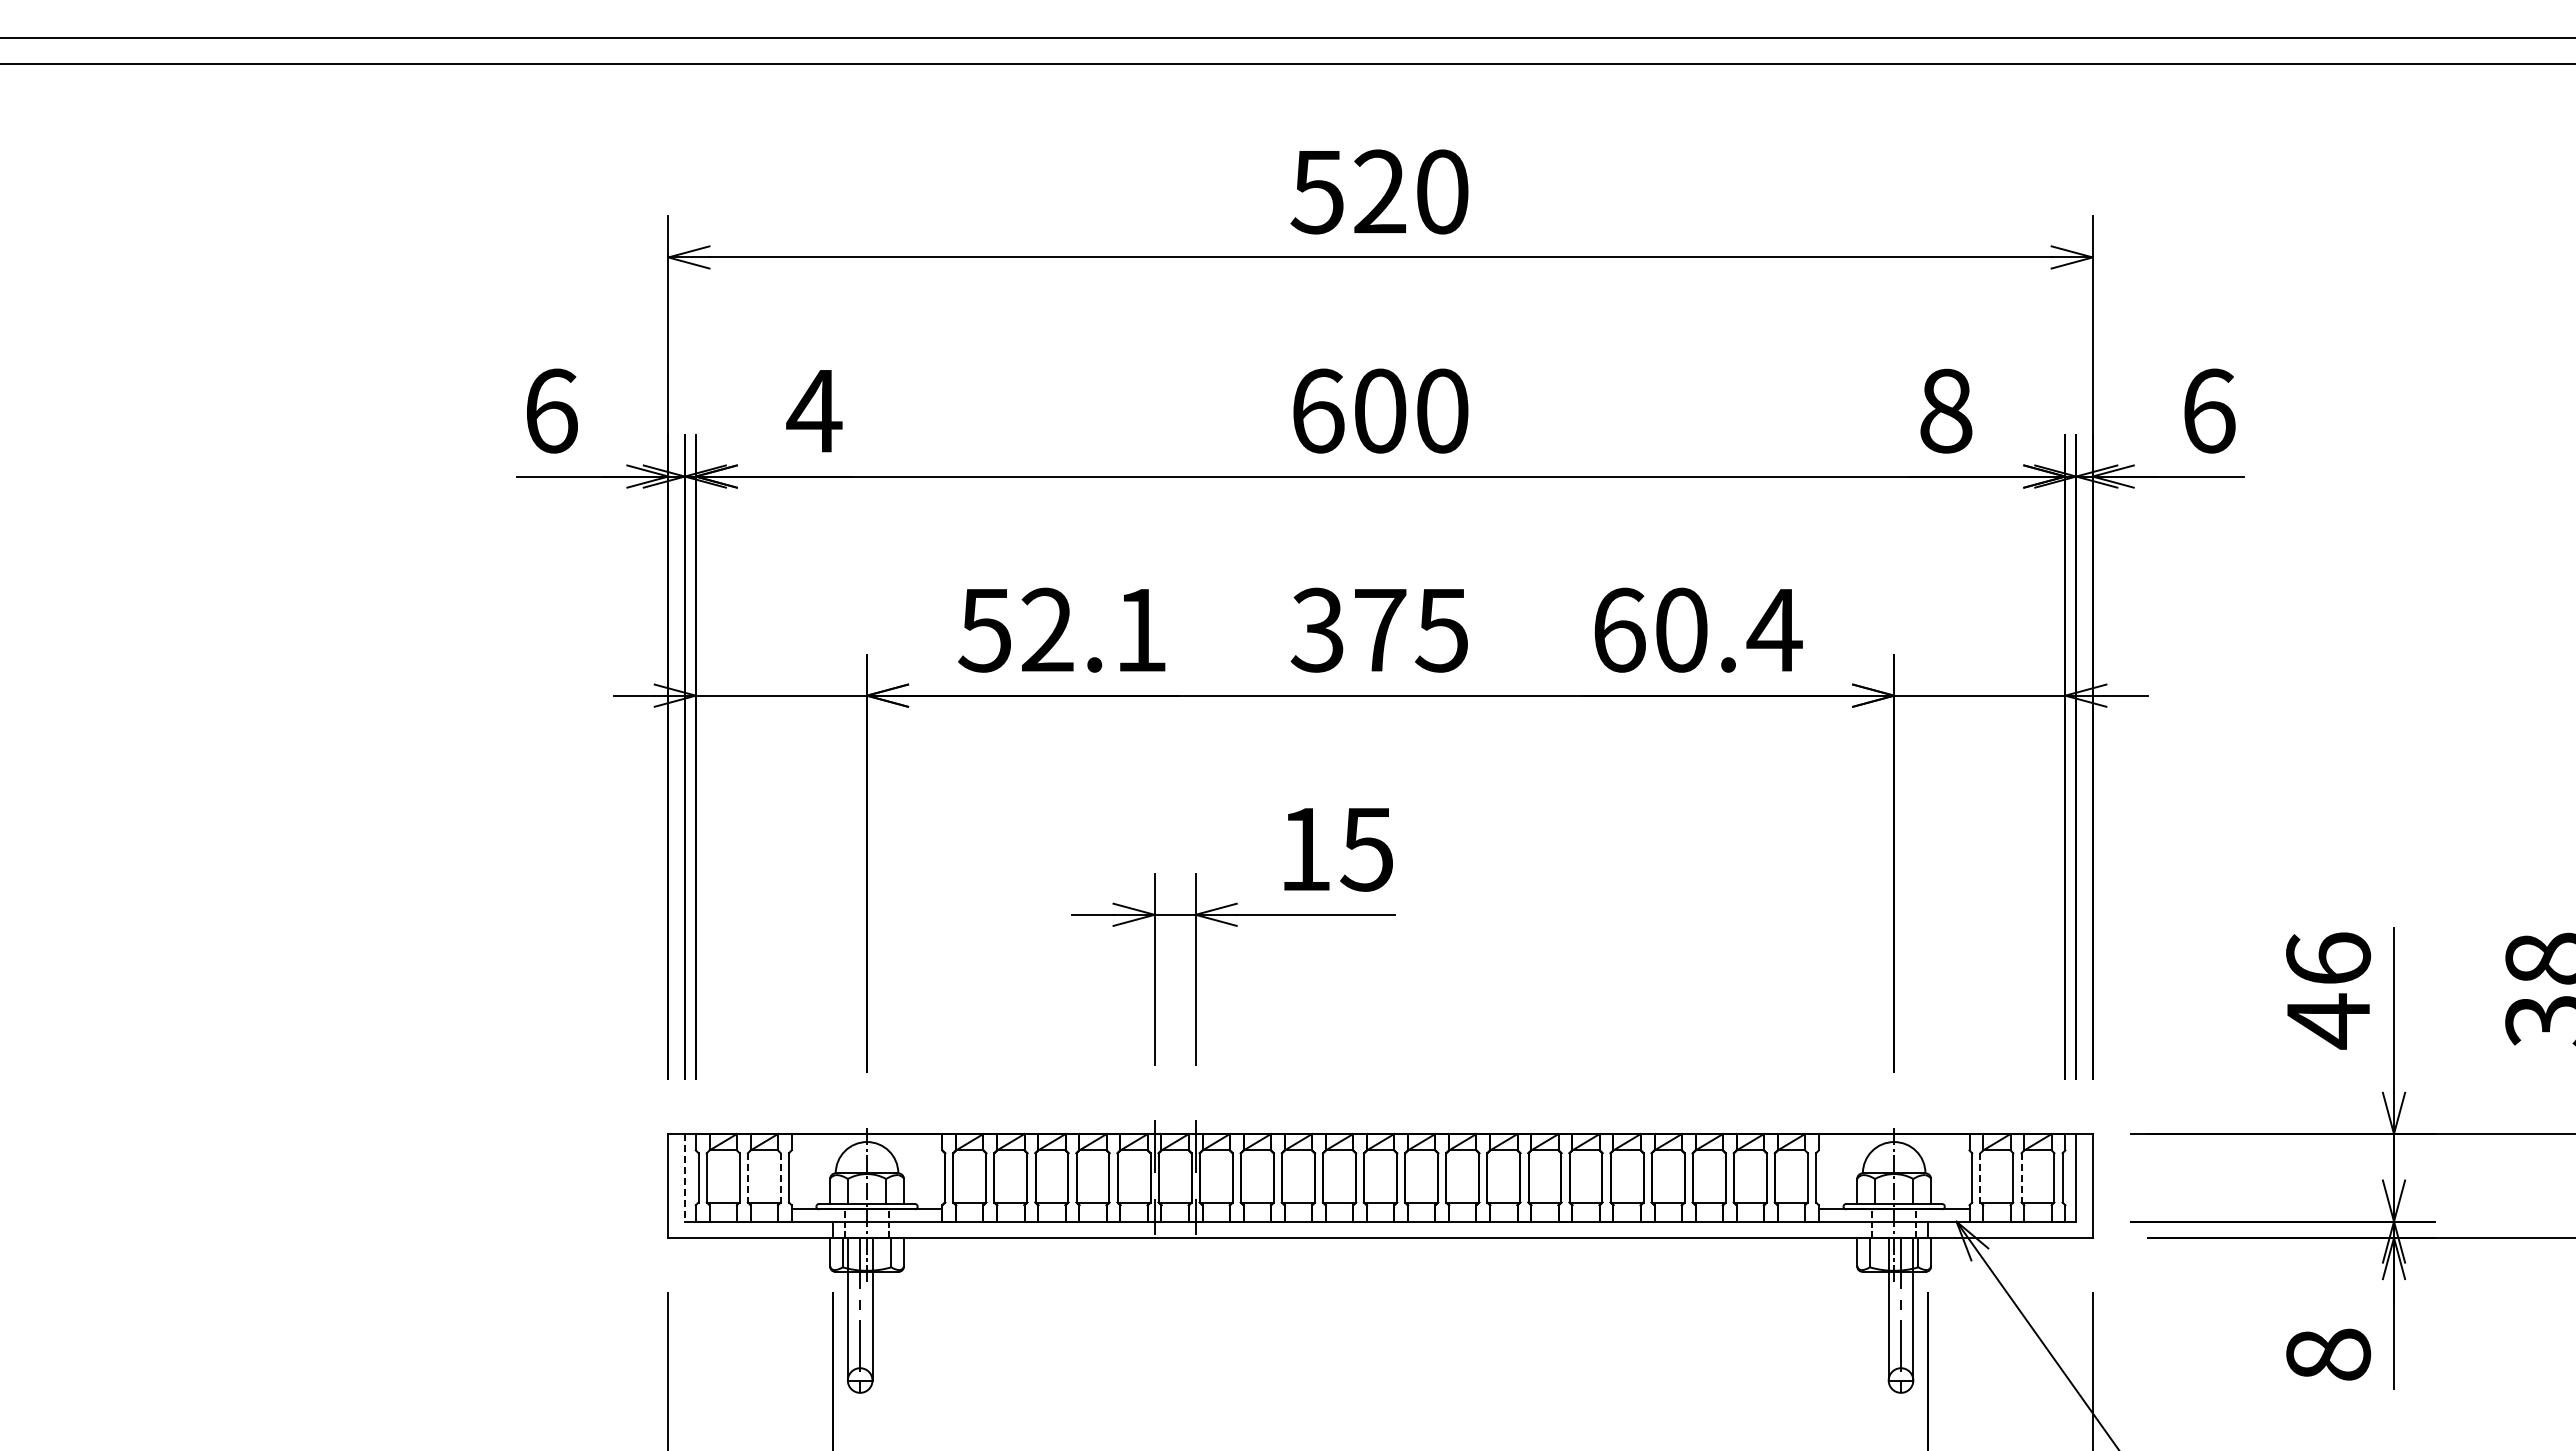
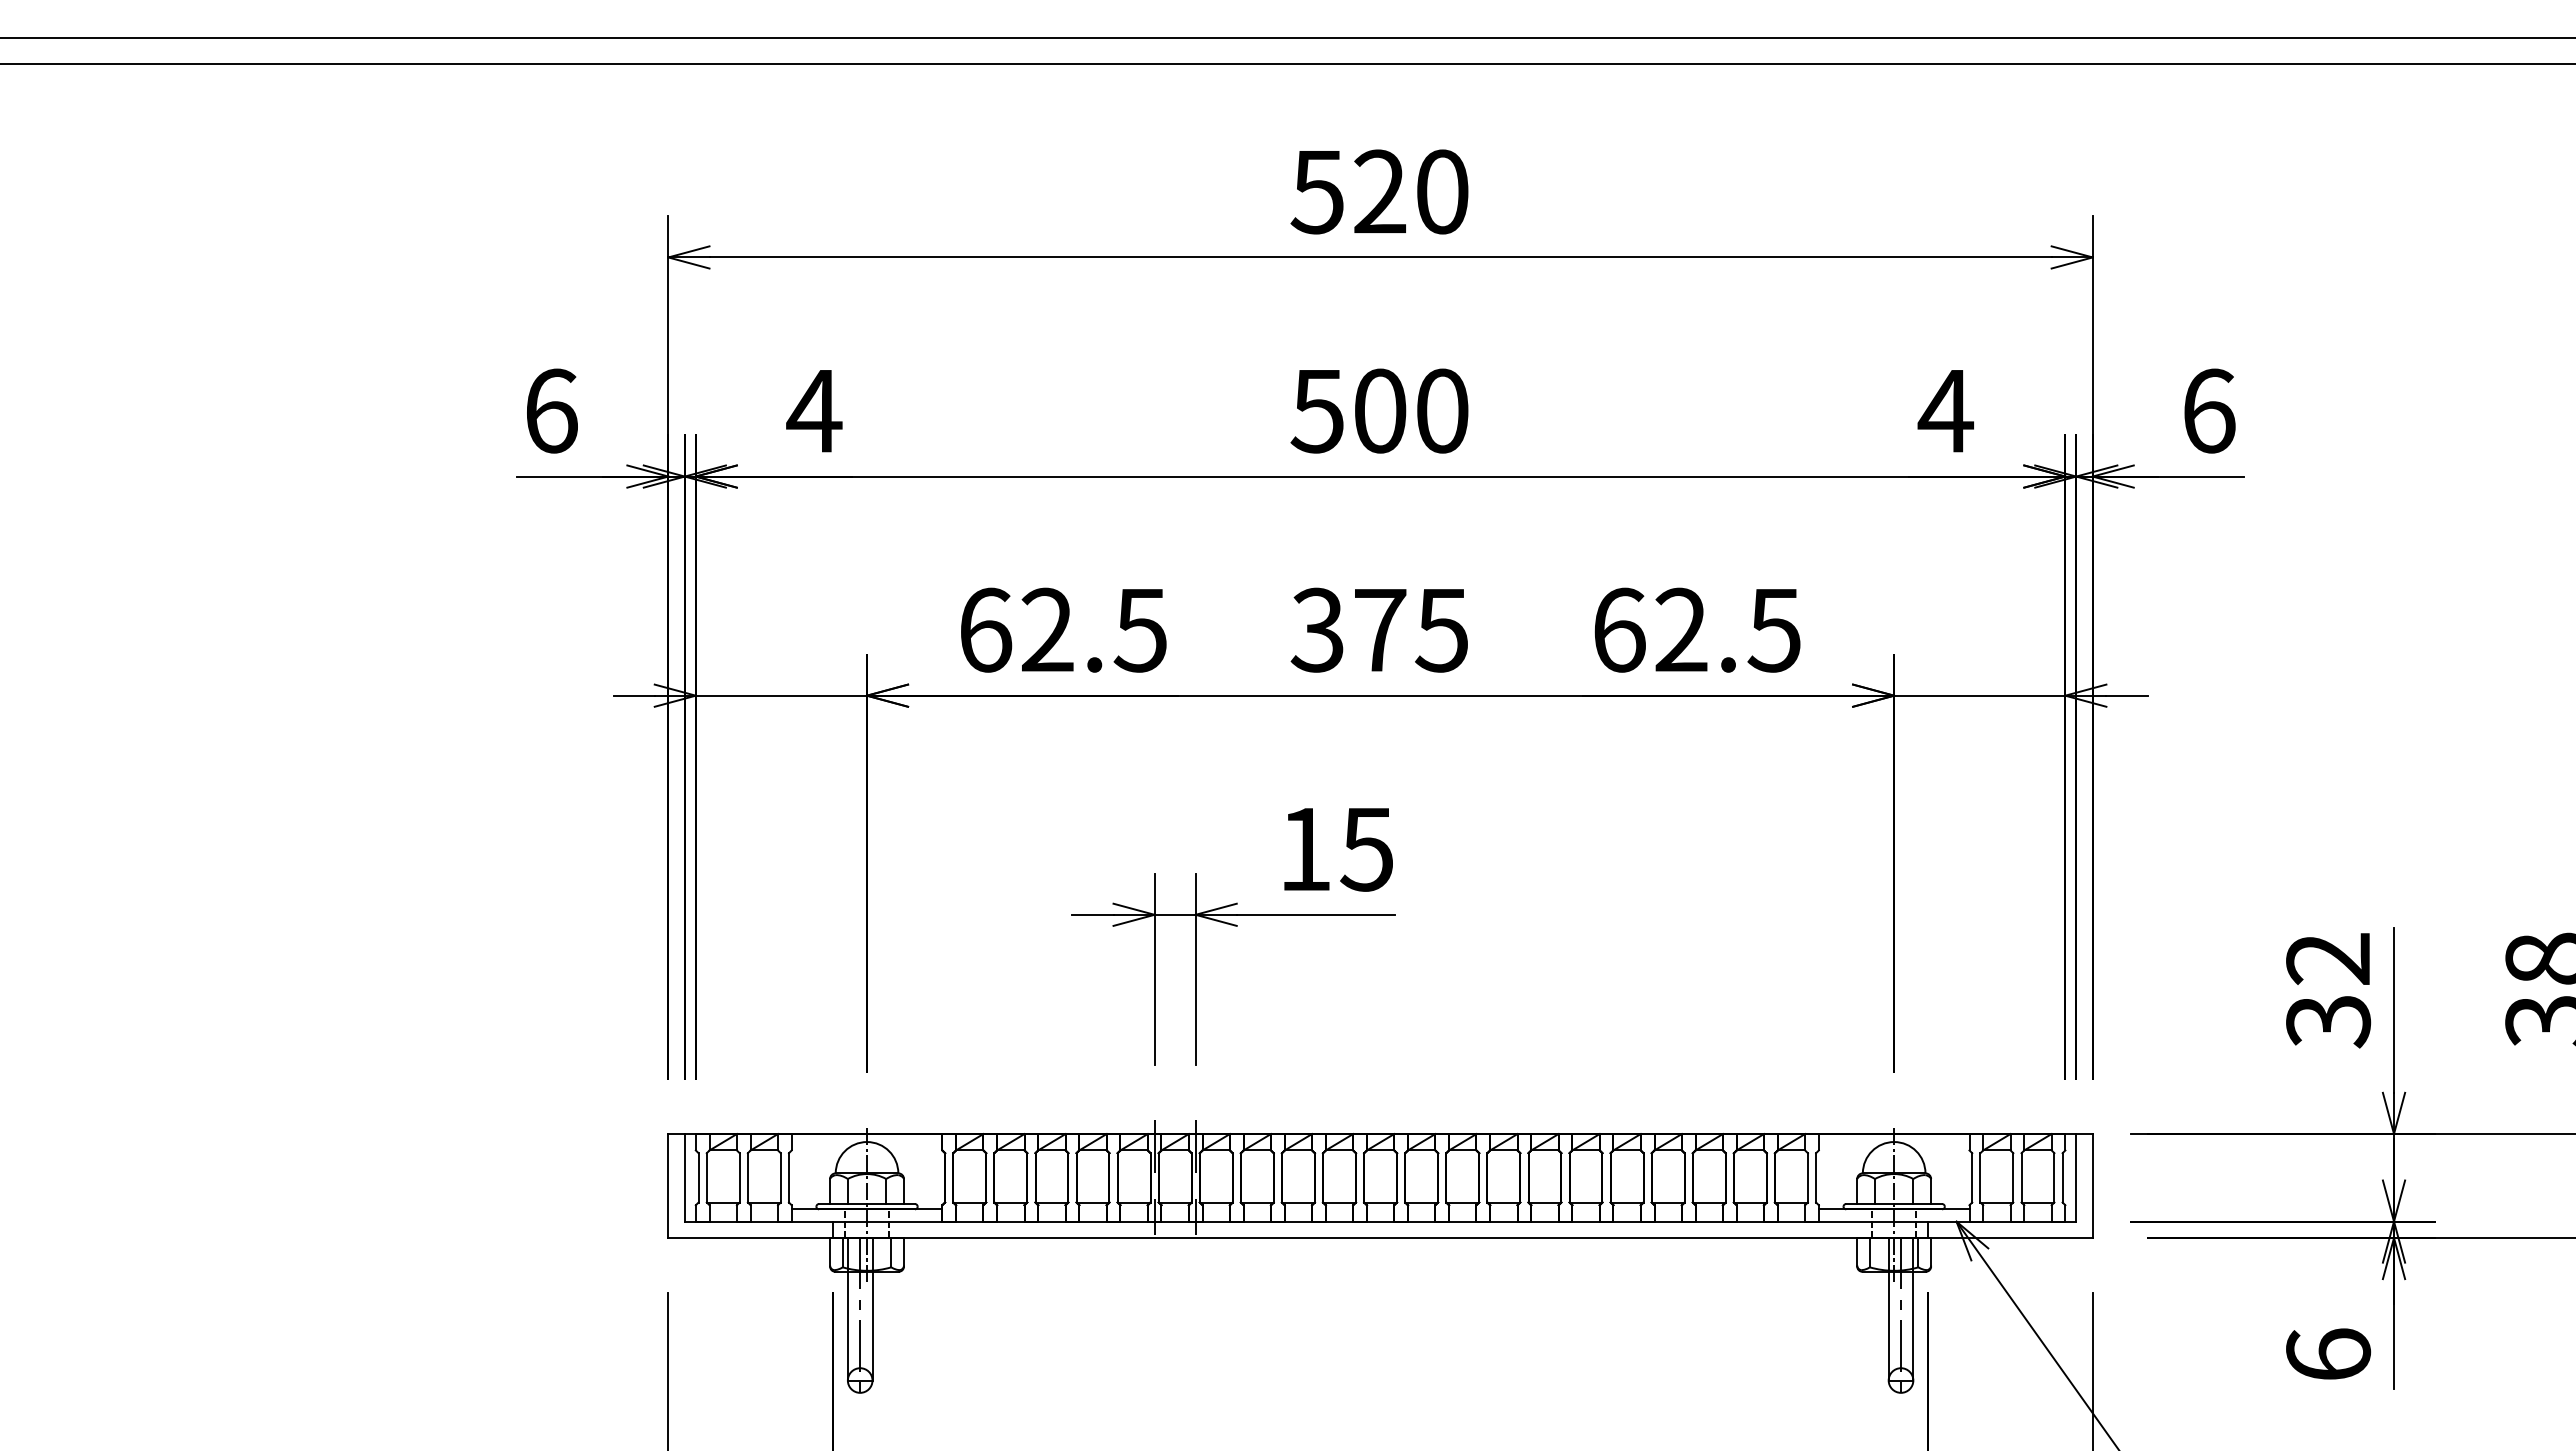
text: 600 -> 500 (1317, 410)
text: 8 -> 4 (1945, 410)
text: 52.1 -> 62.5 (1062, 629)
text: 60.4 -> 62.5 (1728, 629)
text: 46 -> 32 (2328, 990)
line: dashed -> solid (684, 1177)
line: dashed -> solid (747, 1177)
line: dashed -> solid (780, 1177)
line: dashed -> solid (1980, 1177)
line: dashed -> solid (2021, 1177)
text: 8 -> 6 (2328, 1354)
